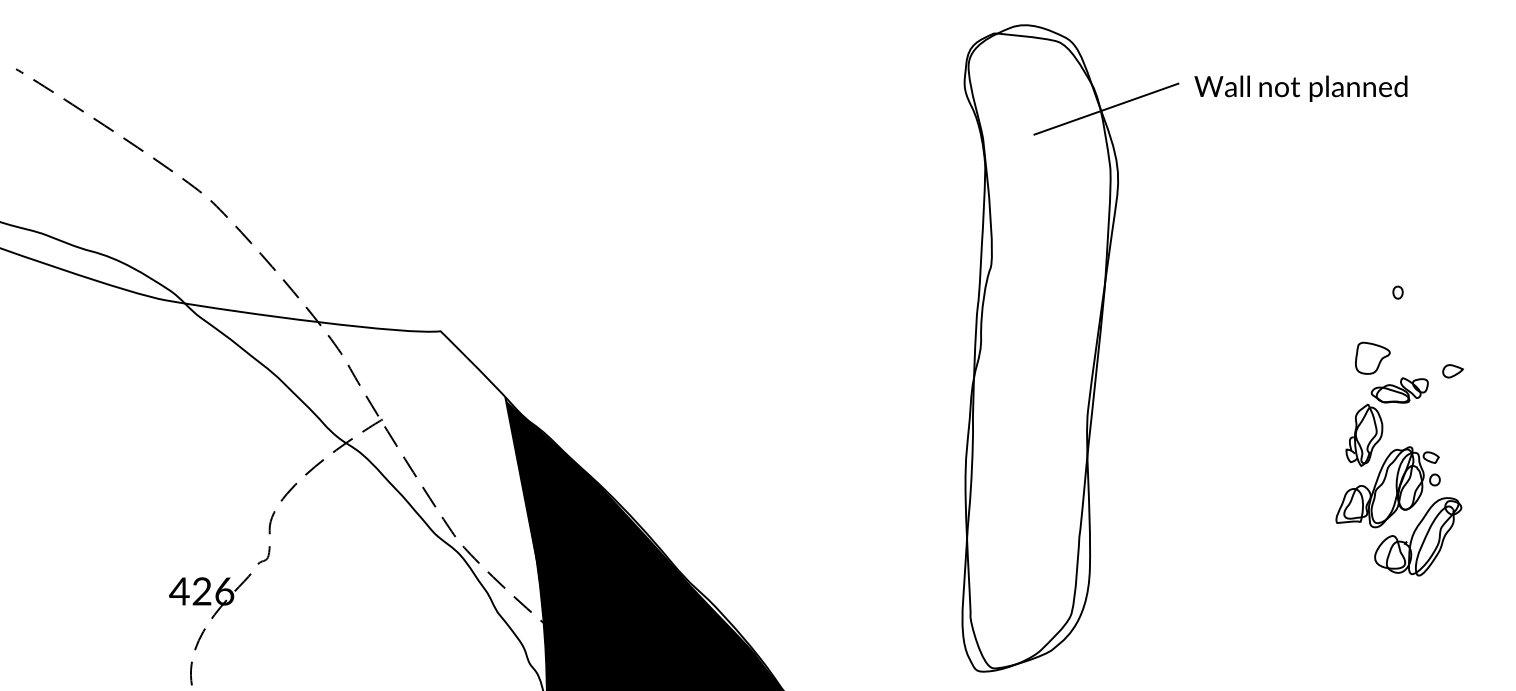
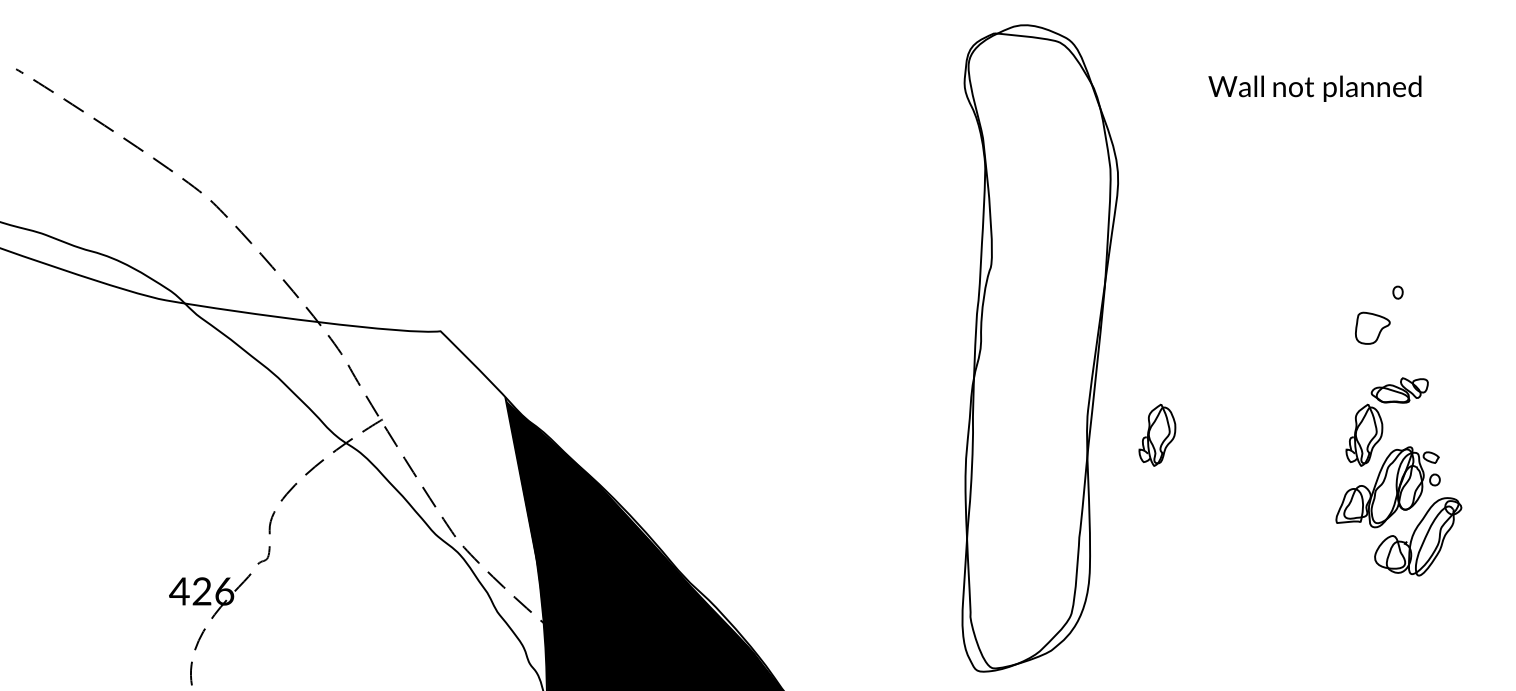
text position: (1300, 88) -> (1314, 88) (1314, 88)
line: present -> none (1106, 108)
part position: (1372, 357) -> (1372, 327) (1372, 327)
part: present -> none (1452, 371)
part: none -> present (1157, 434)
